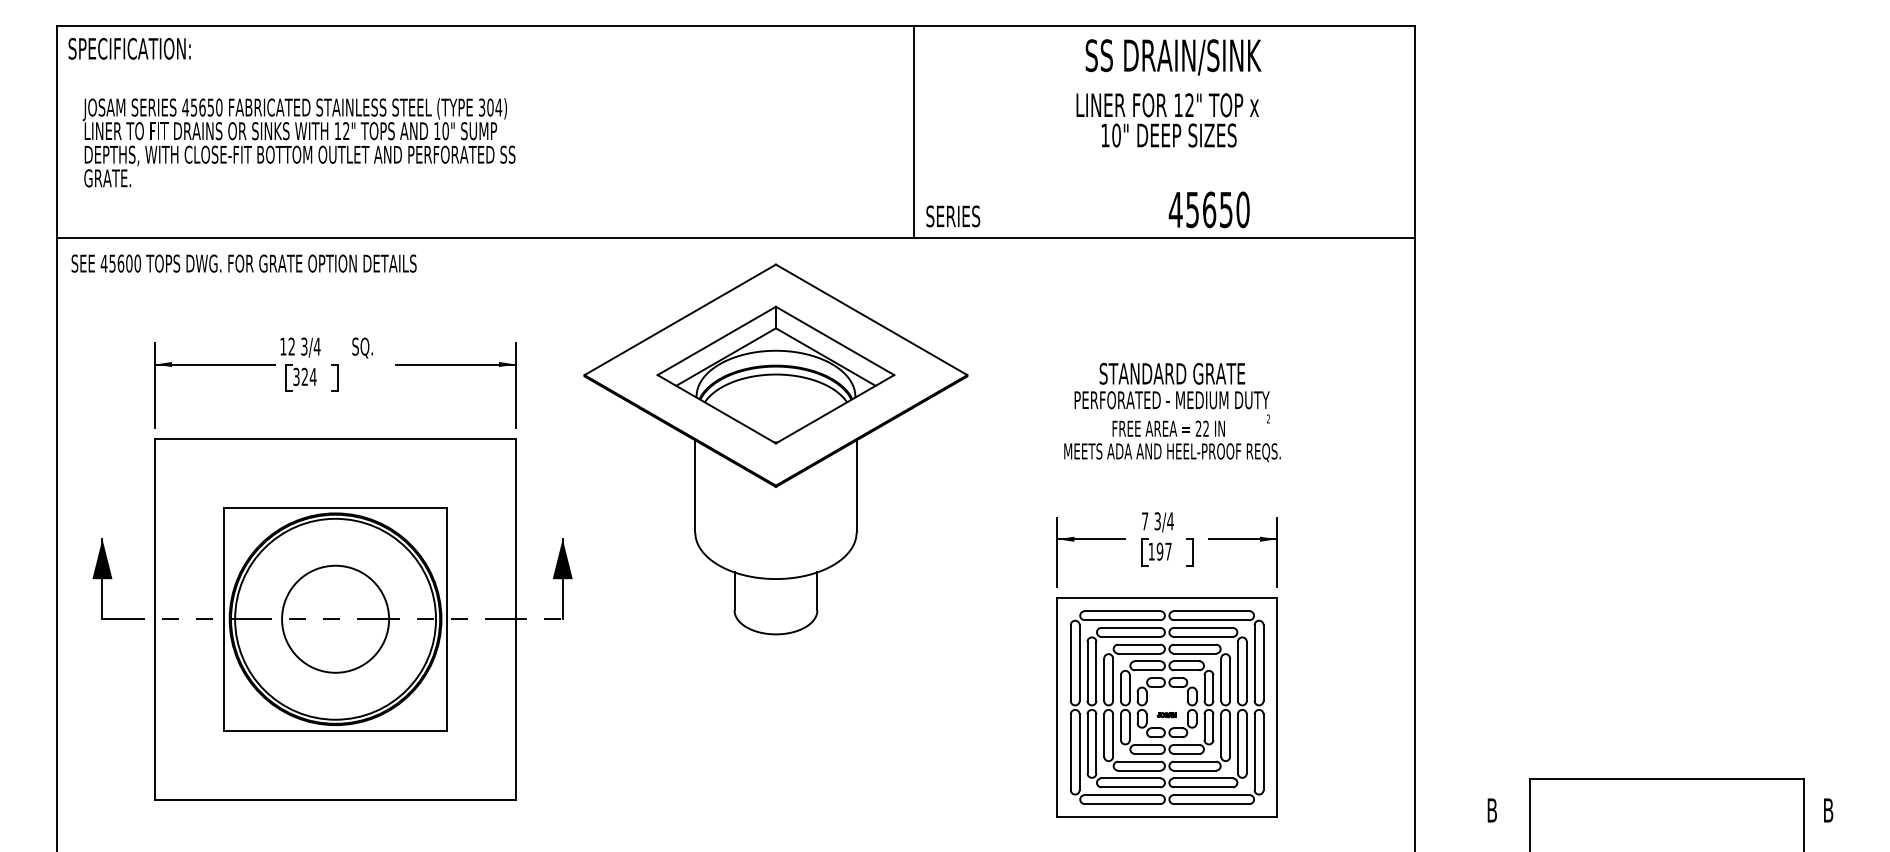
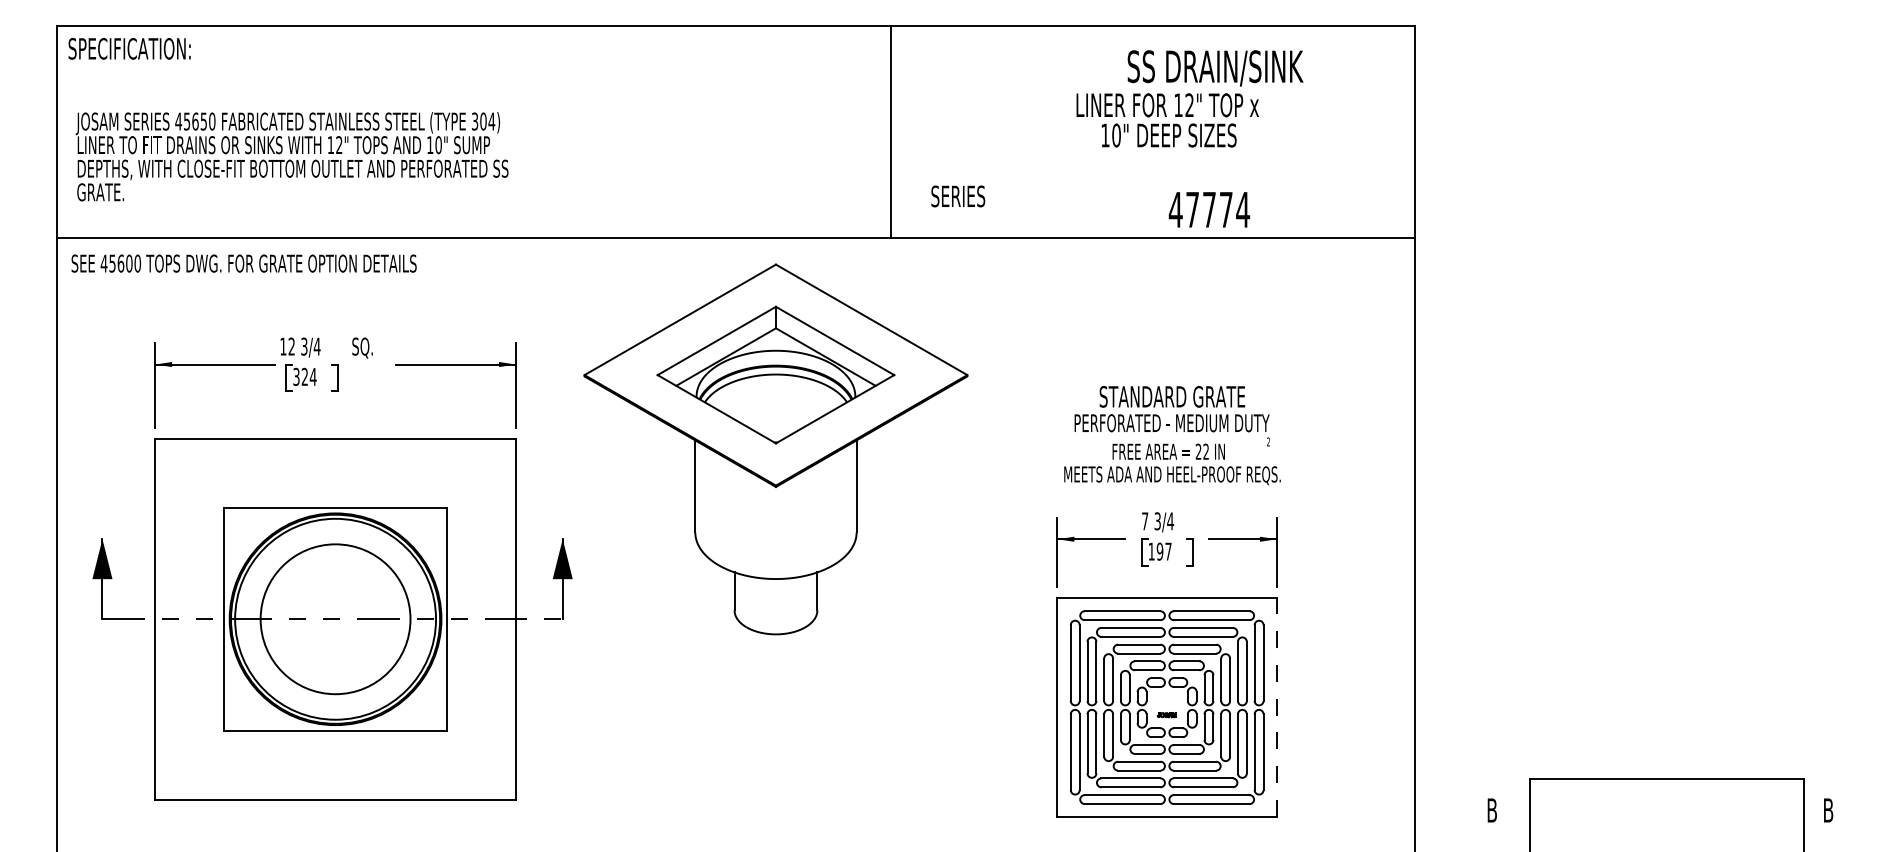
text position: (1173, 57) -> (1215, 68) (1215, 68)
line position: (913, 131) -> (890, 131) (890, 131)
text position: (298, 142) -> (291, 156) (291, 156)
text: 45650 -> 47774 (1217, 209)
text position: (953, 216) -> (958, 196) (958, 196)
text position: (1172, 412) -> (1172, 435) (1172, 435)
circle diameter: 107 px -> 150 px (335, 619)
line: solid -> dashed (1276, 707)
